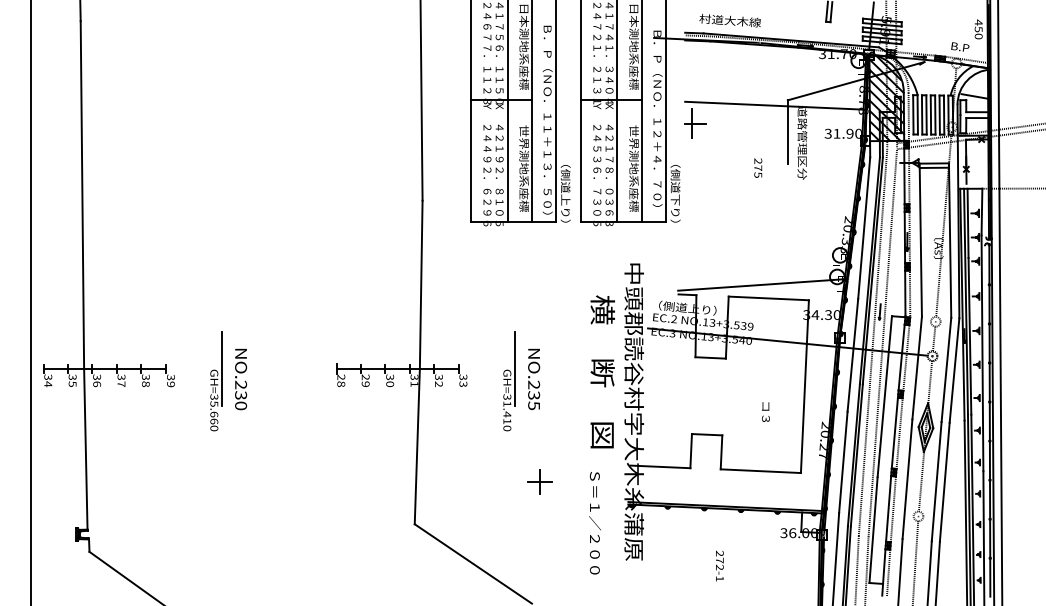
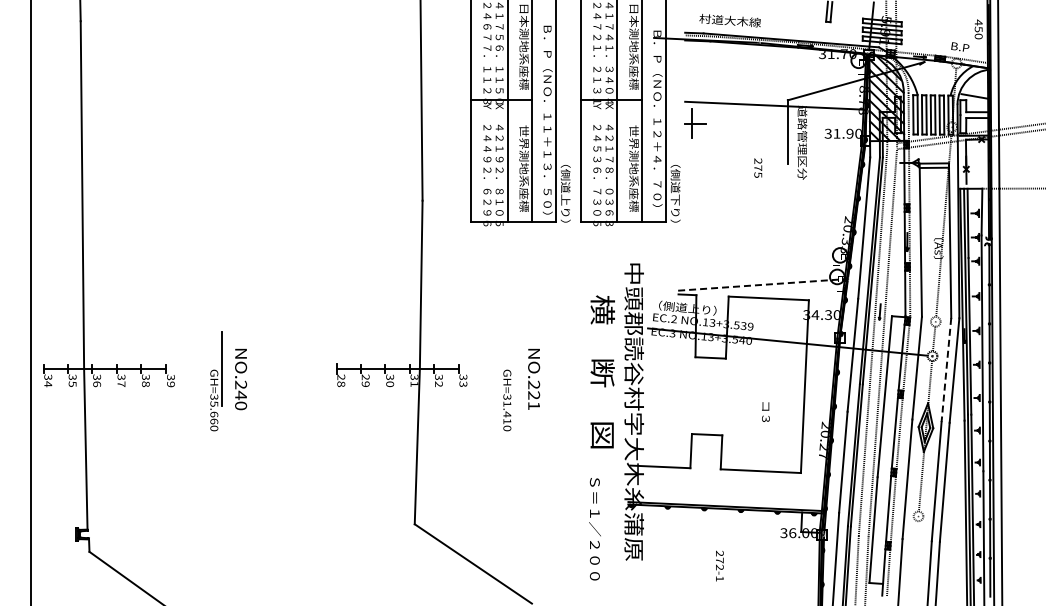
line: solid -> dashed (761, 284)
line: present -> none (514, 368)
line: solid -> dashed (946, 370)
text: NO.230 -> NO.240 (241, 394)
text: NO.235 -> NO.221 (533, 400)
part: present -> none (539, 481)
text position: (594, 523) -> (594, 529) (594, 529)
line: present -> none (915, 561)
